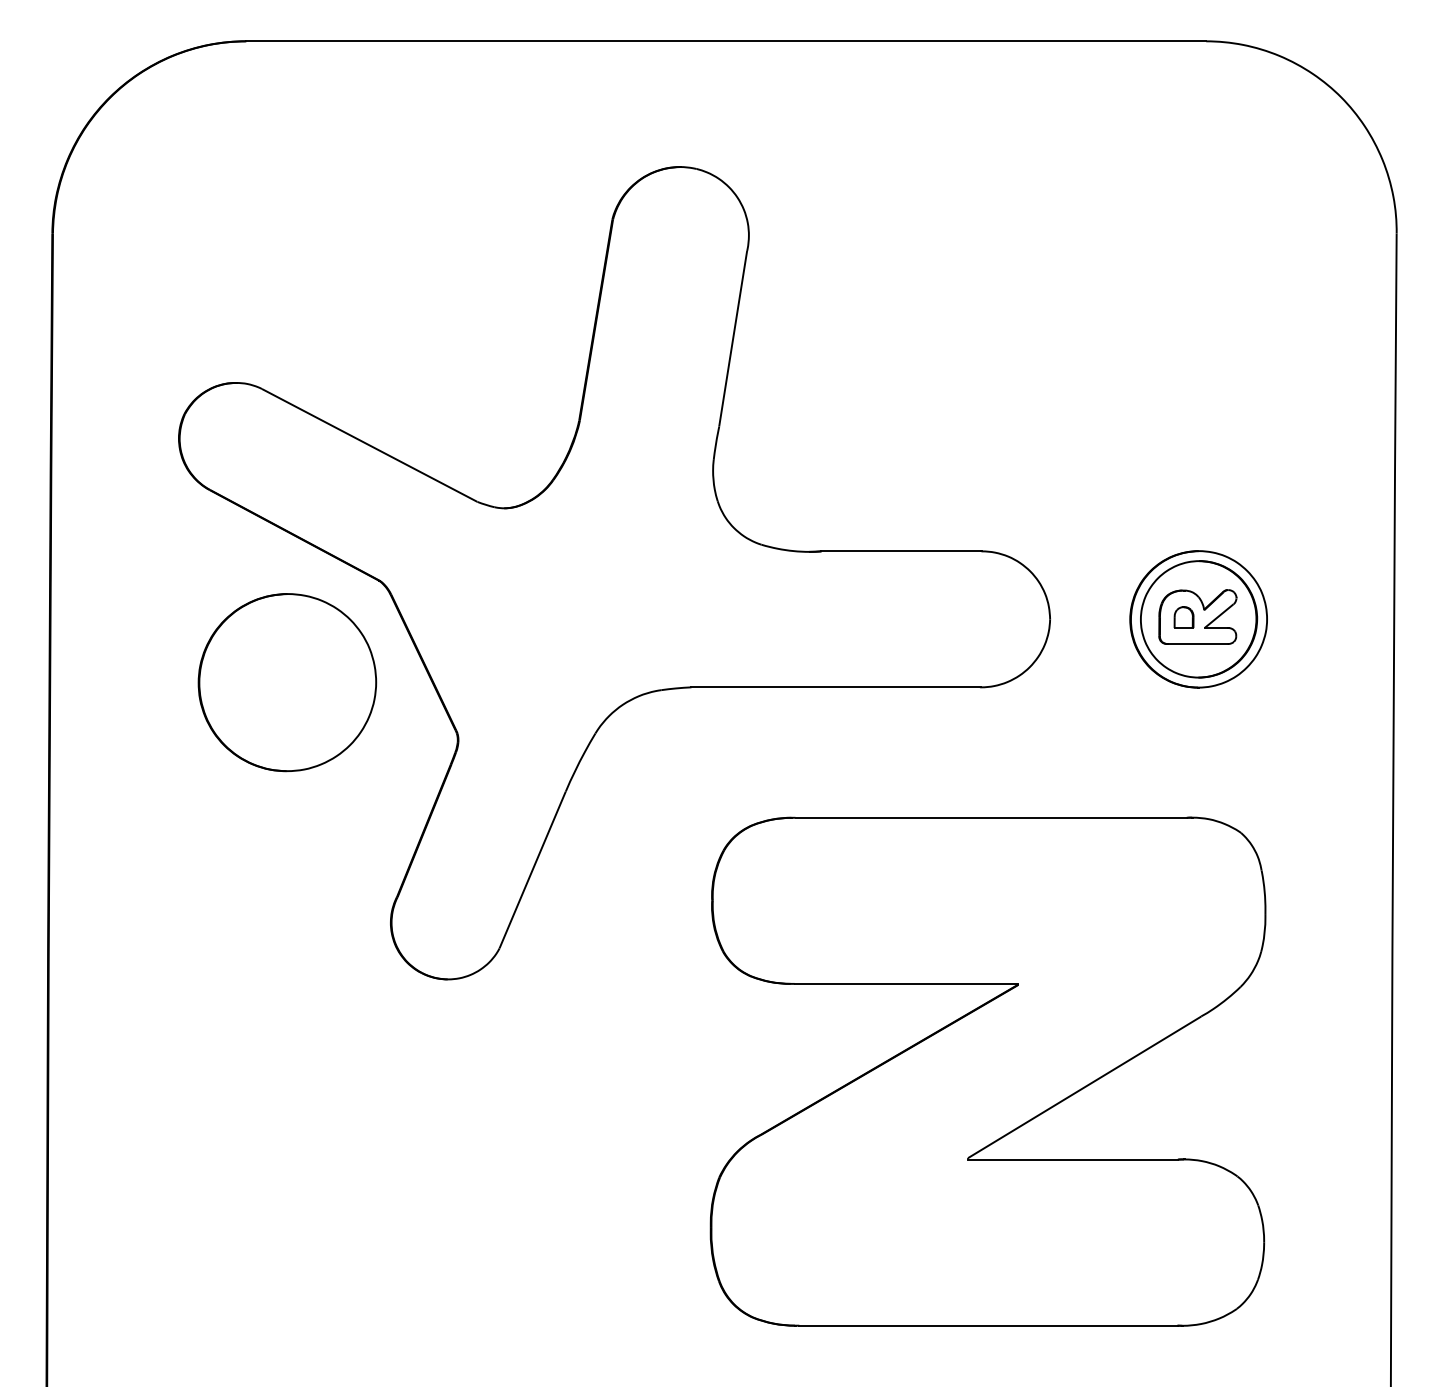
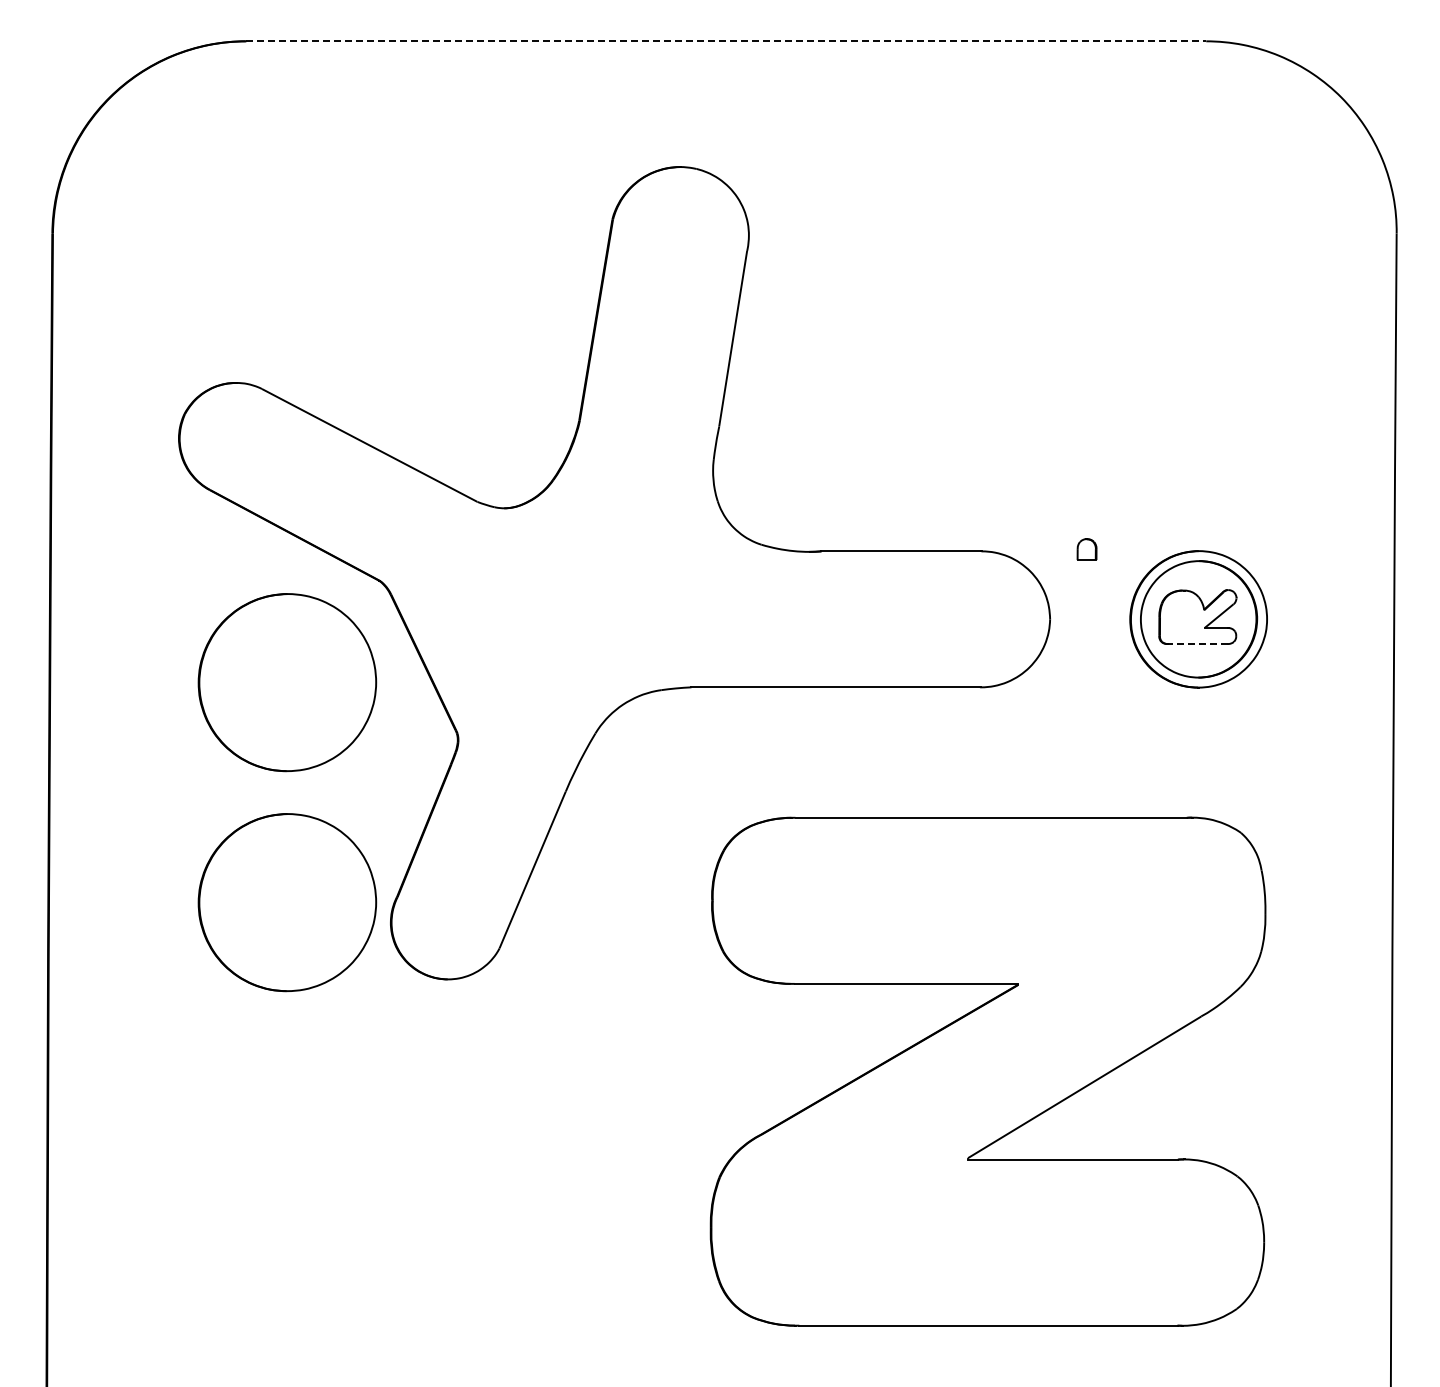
line: solid -> dashed (726, 41)
part position: (1183, 617) -> (1086, 549) (1086, 549)
line: solid -> dashed (1198, 644)
part: none -> present (287, 902)
